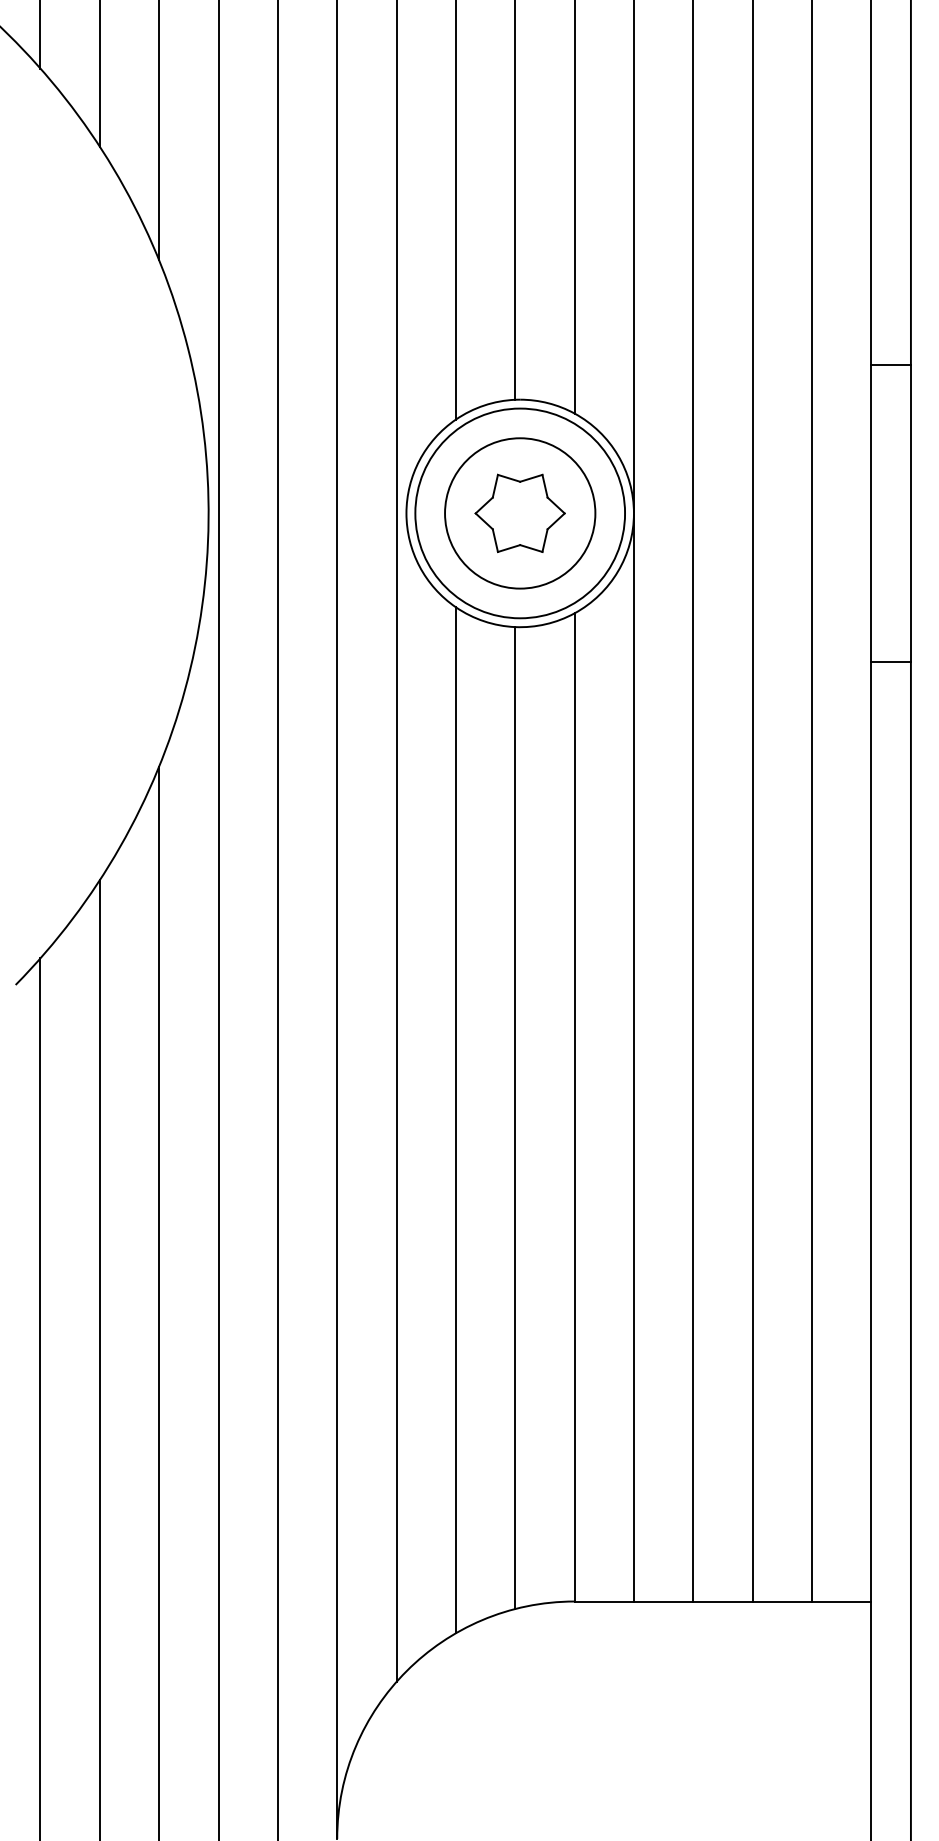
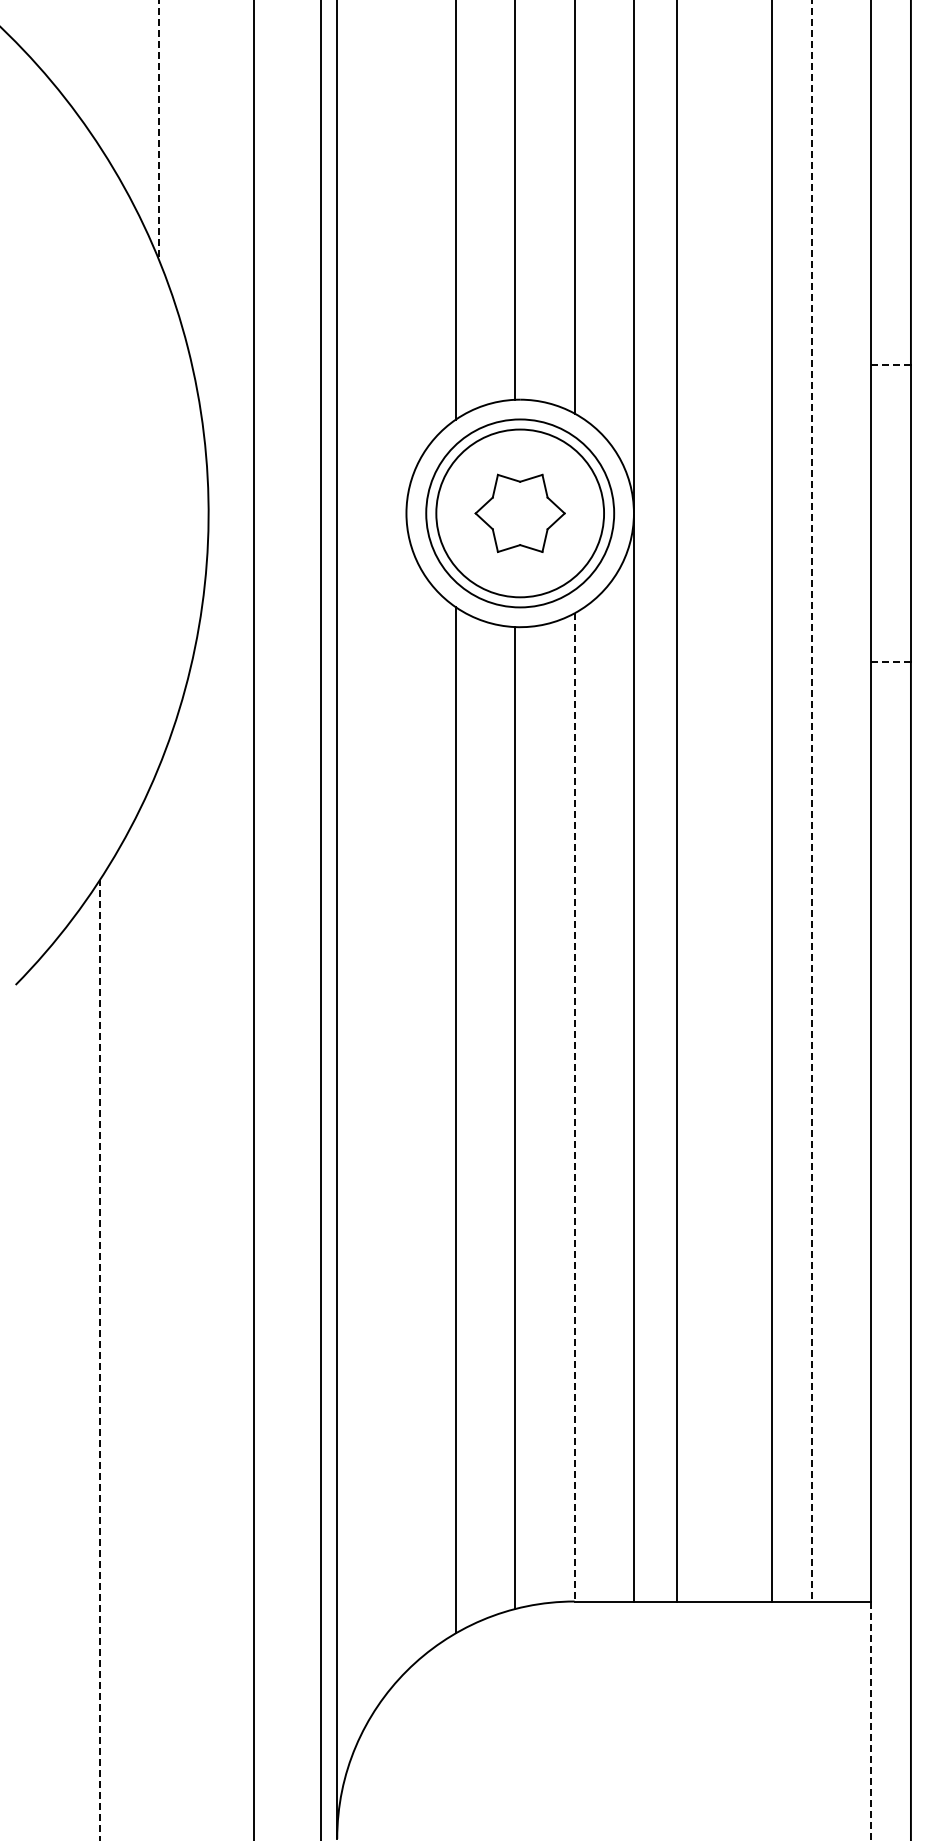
line: present -> none (40, 35)
line: present -> none (99, 74)
line: solid -> dashed (159, 130)
line: solid -> dashed (891, 365)
circle diameter: 150 px -> 188 px (520, 513)
circle diameter: 210 px -> 168 px (520, 513)
line: solid -> dashed (891, 661)
line: solid -> dashed (812, 800)
line position: (693, 801) -> (677, 801) (677, 801)
line position: (752, 801) -> (771, 801) (771, 801)
line: present -> none (396, 841)
line position: (218, 919) -> (253, 919) (253, 919)
line position: (277, 919) -> (320, 919) (320, 919)
line: solid -> dashed (574, 1107)
line: present -> none (159, 1301)
line: solid -> dashed (99, 1360)
line: present -> none (40, 1397)
line: solid -> dashed (871, 1721)
